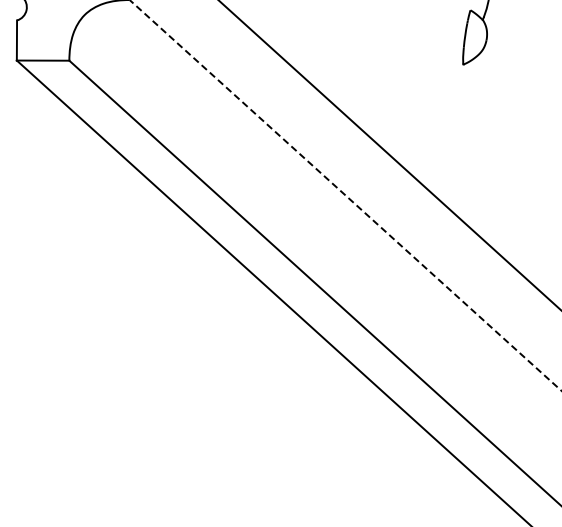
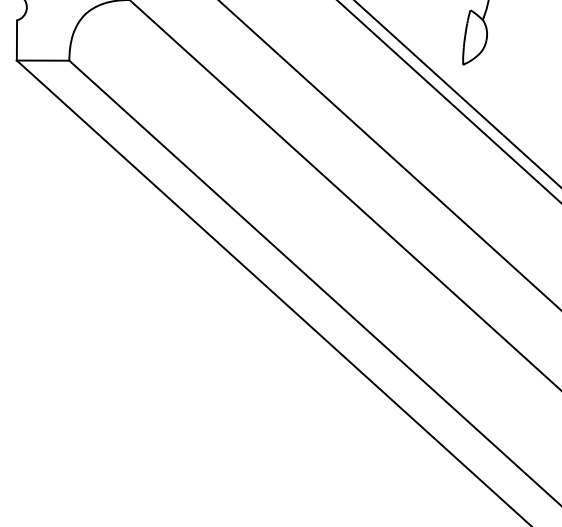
line: none -> present (457, 93)
line: none -> present (448, 101)
line: dashed -> solid (345, 195)
